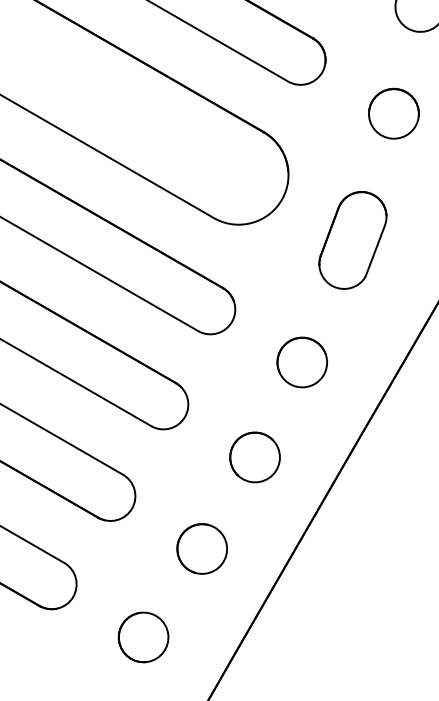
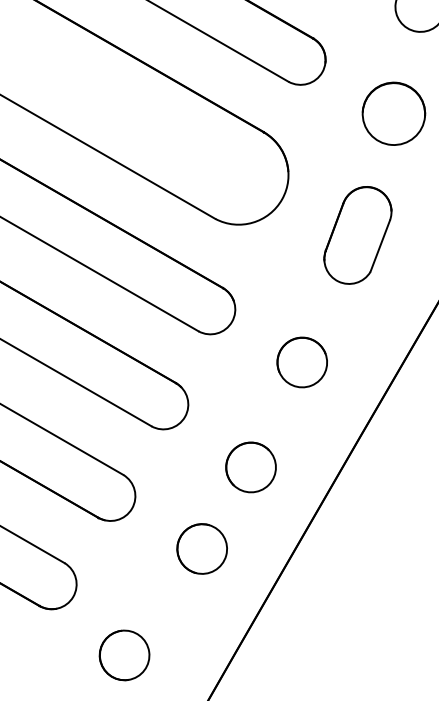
part size: 52x53 px -> 66x65 px (393, 113)
part position: (352, 240) -> (357, 235) (357, 235)
part position: (254, 457) -> (250, 467) (250, 467)
part position: (143, 637) -> (124, 655) (124, 655)
